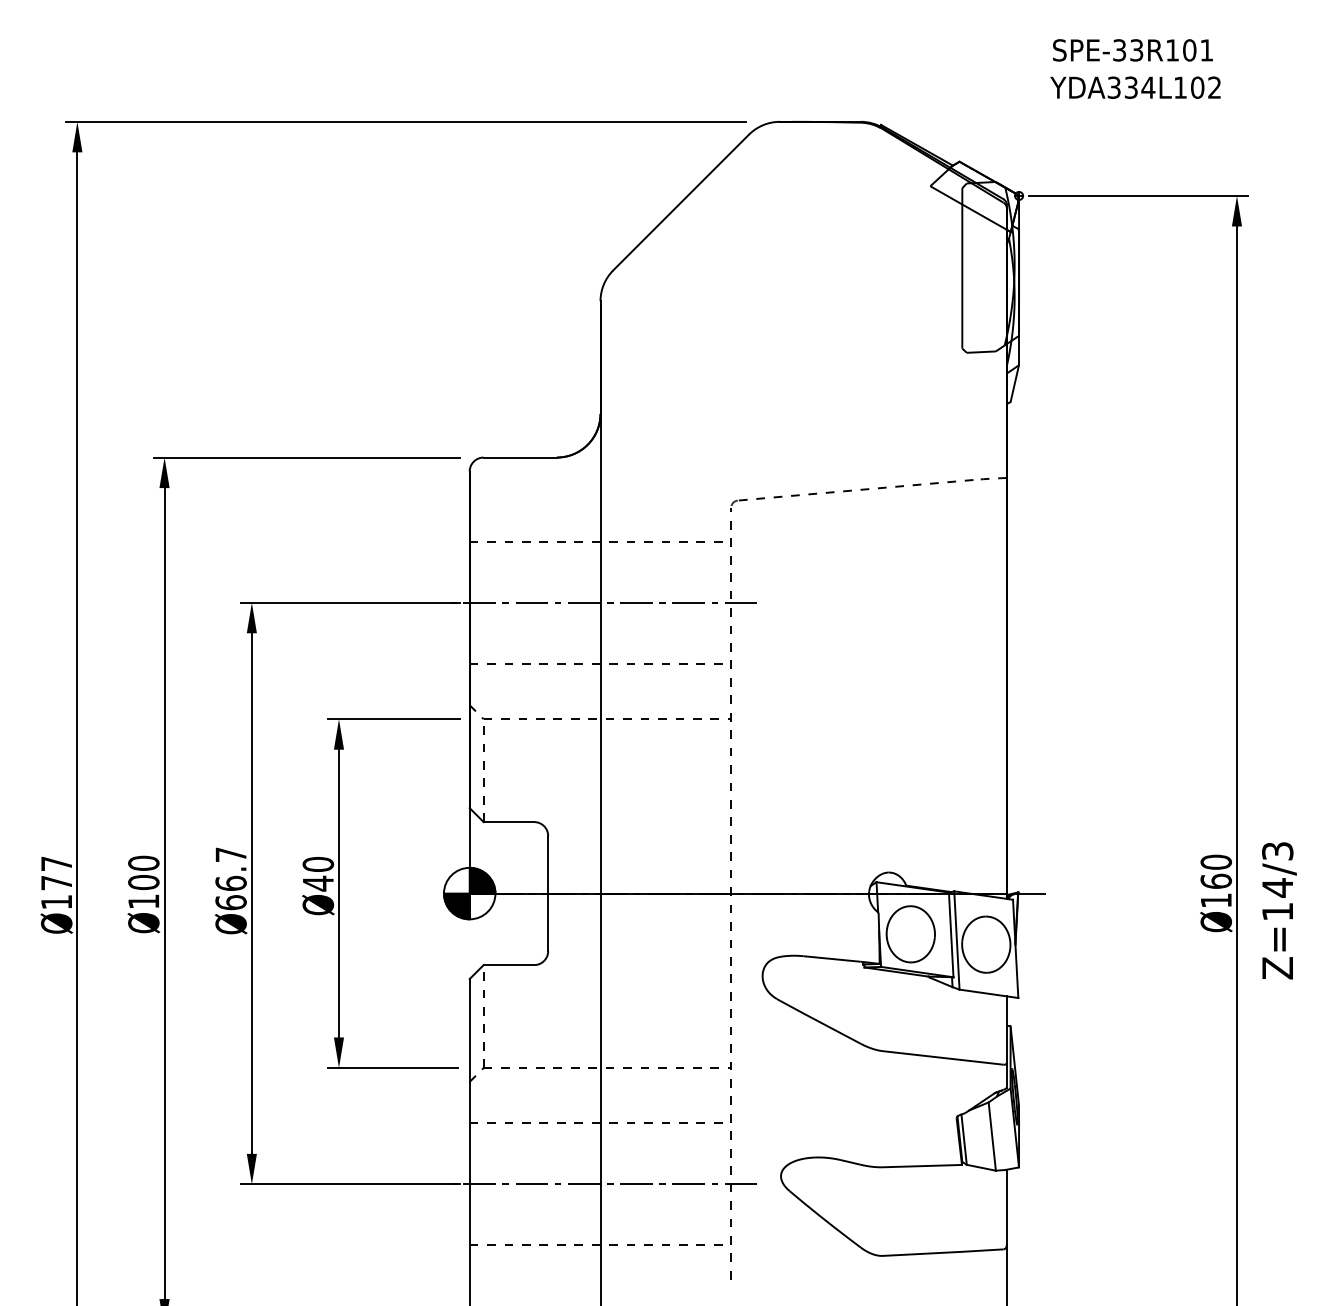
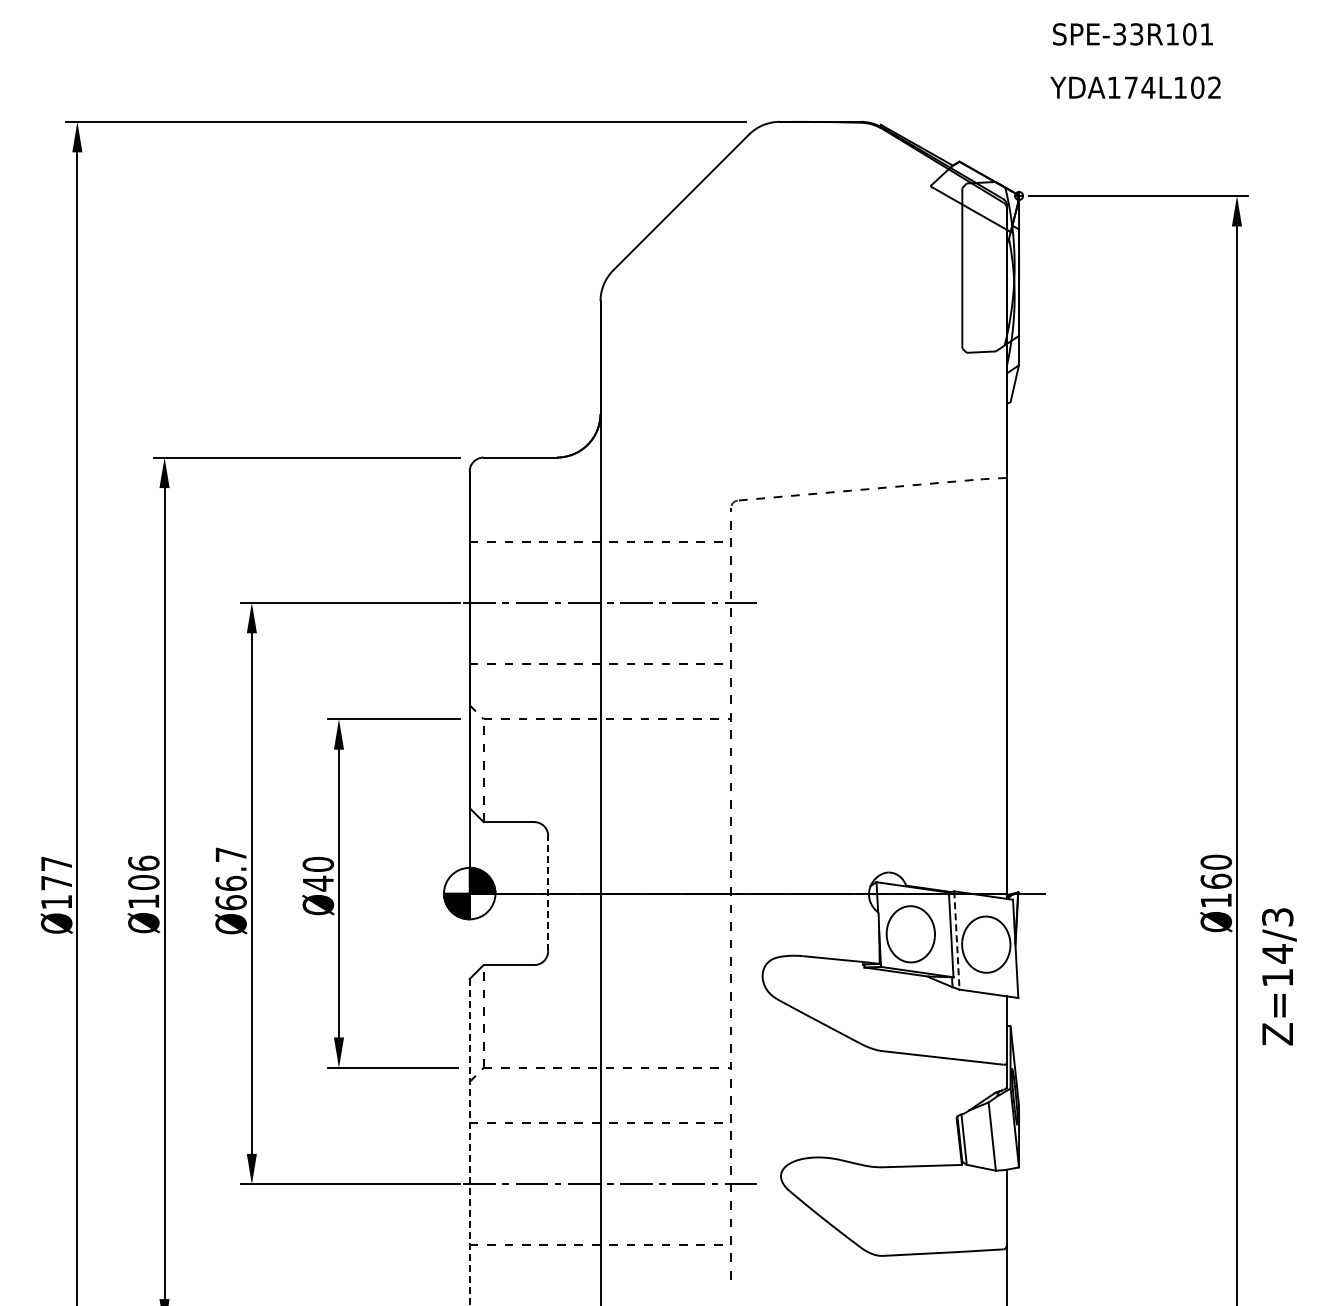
text position: (1132, 50) -> (1132, 34) (1132, 34)
text: YDA334L102 -> YDA174L102 (1122, 87)
text: Ø100 -> Ø106 (143, 862)
line: solid -> dashed (548, 893)
text position: (1279, 910) -> (1279, 976) (1279, 976)
line: solid -> dashed (956, 940)
line: solid -> dashed (469, 1141)
